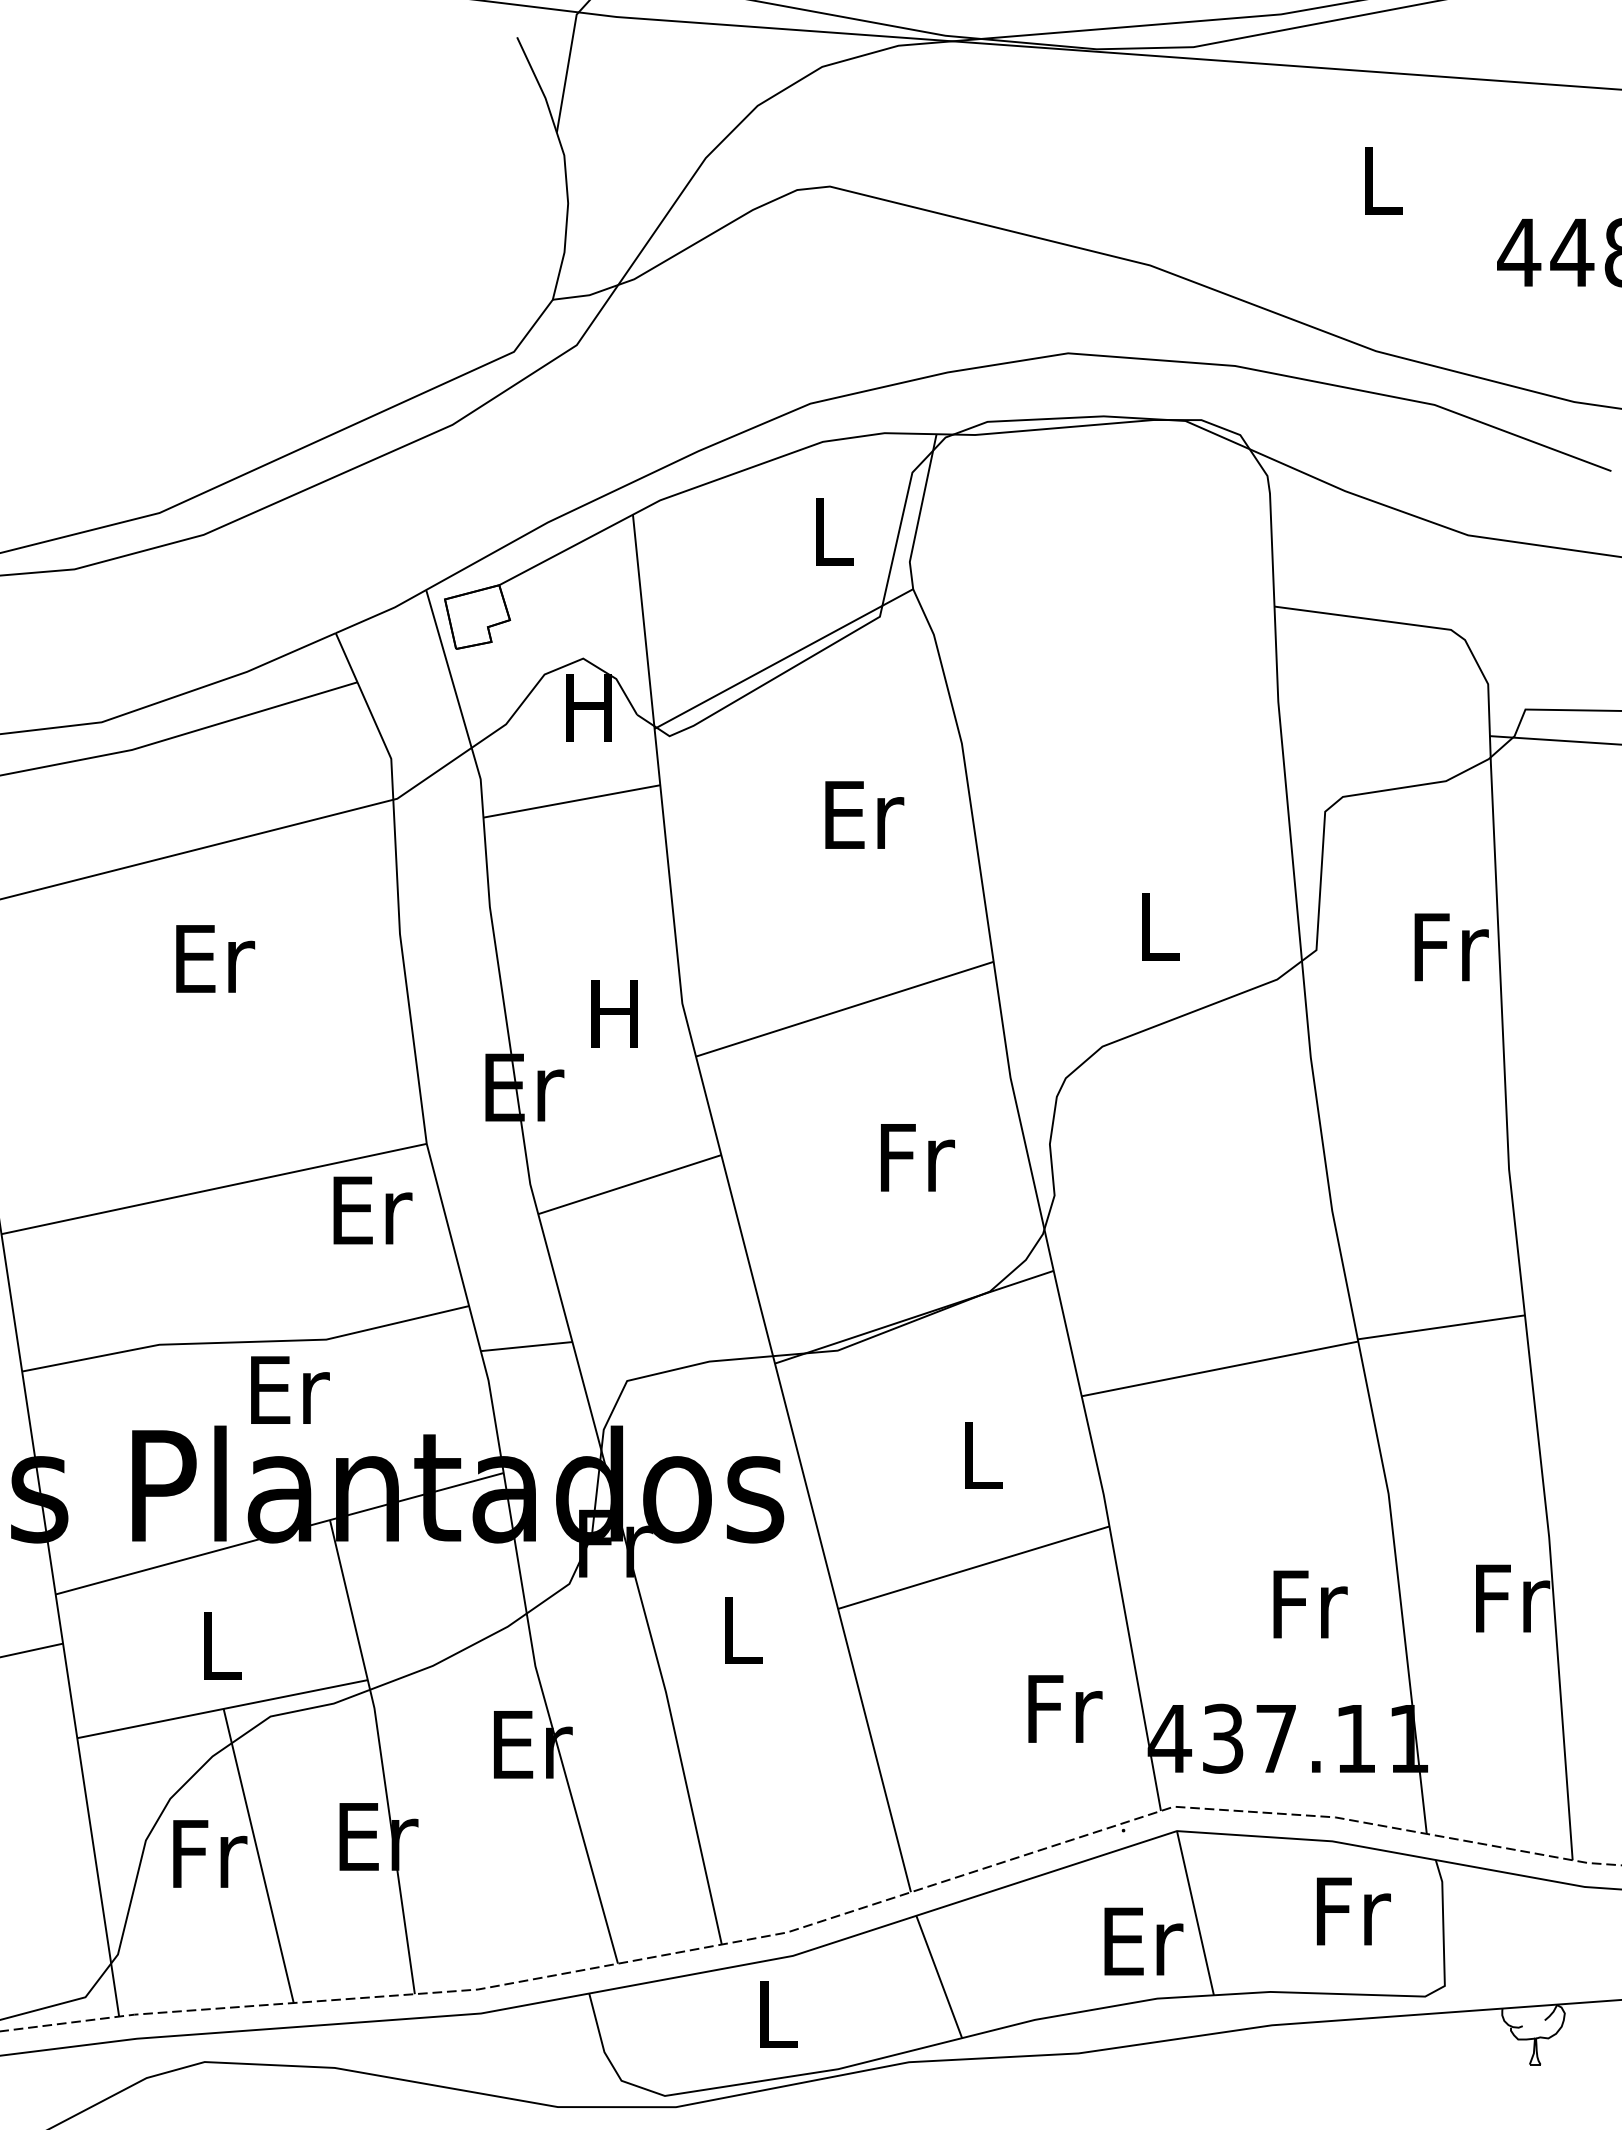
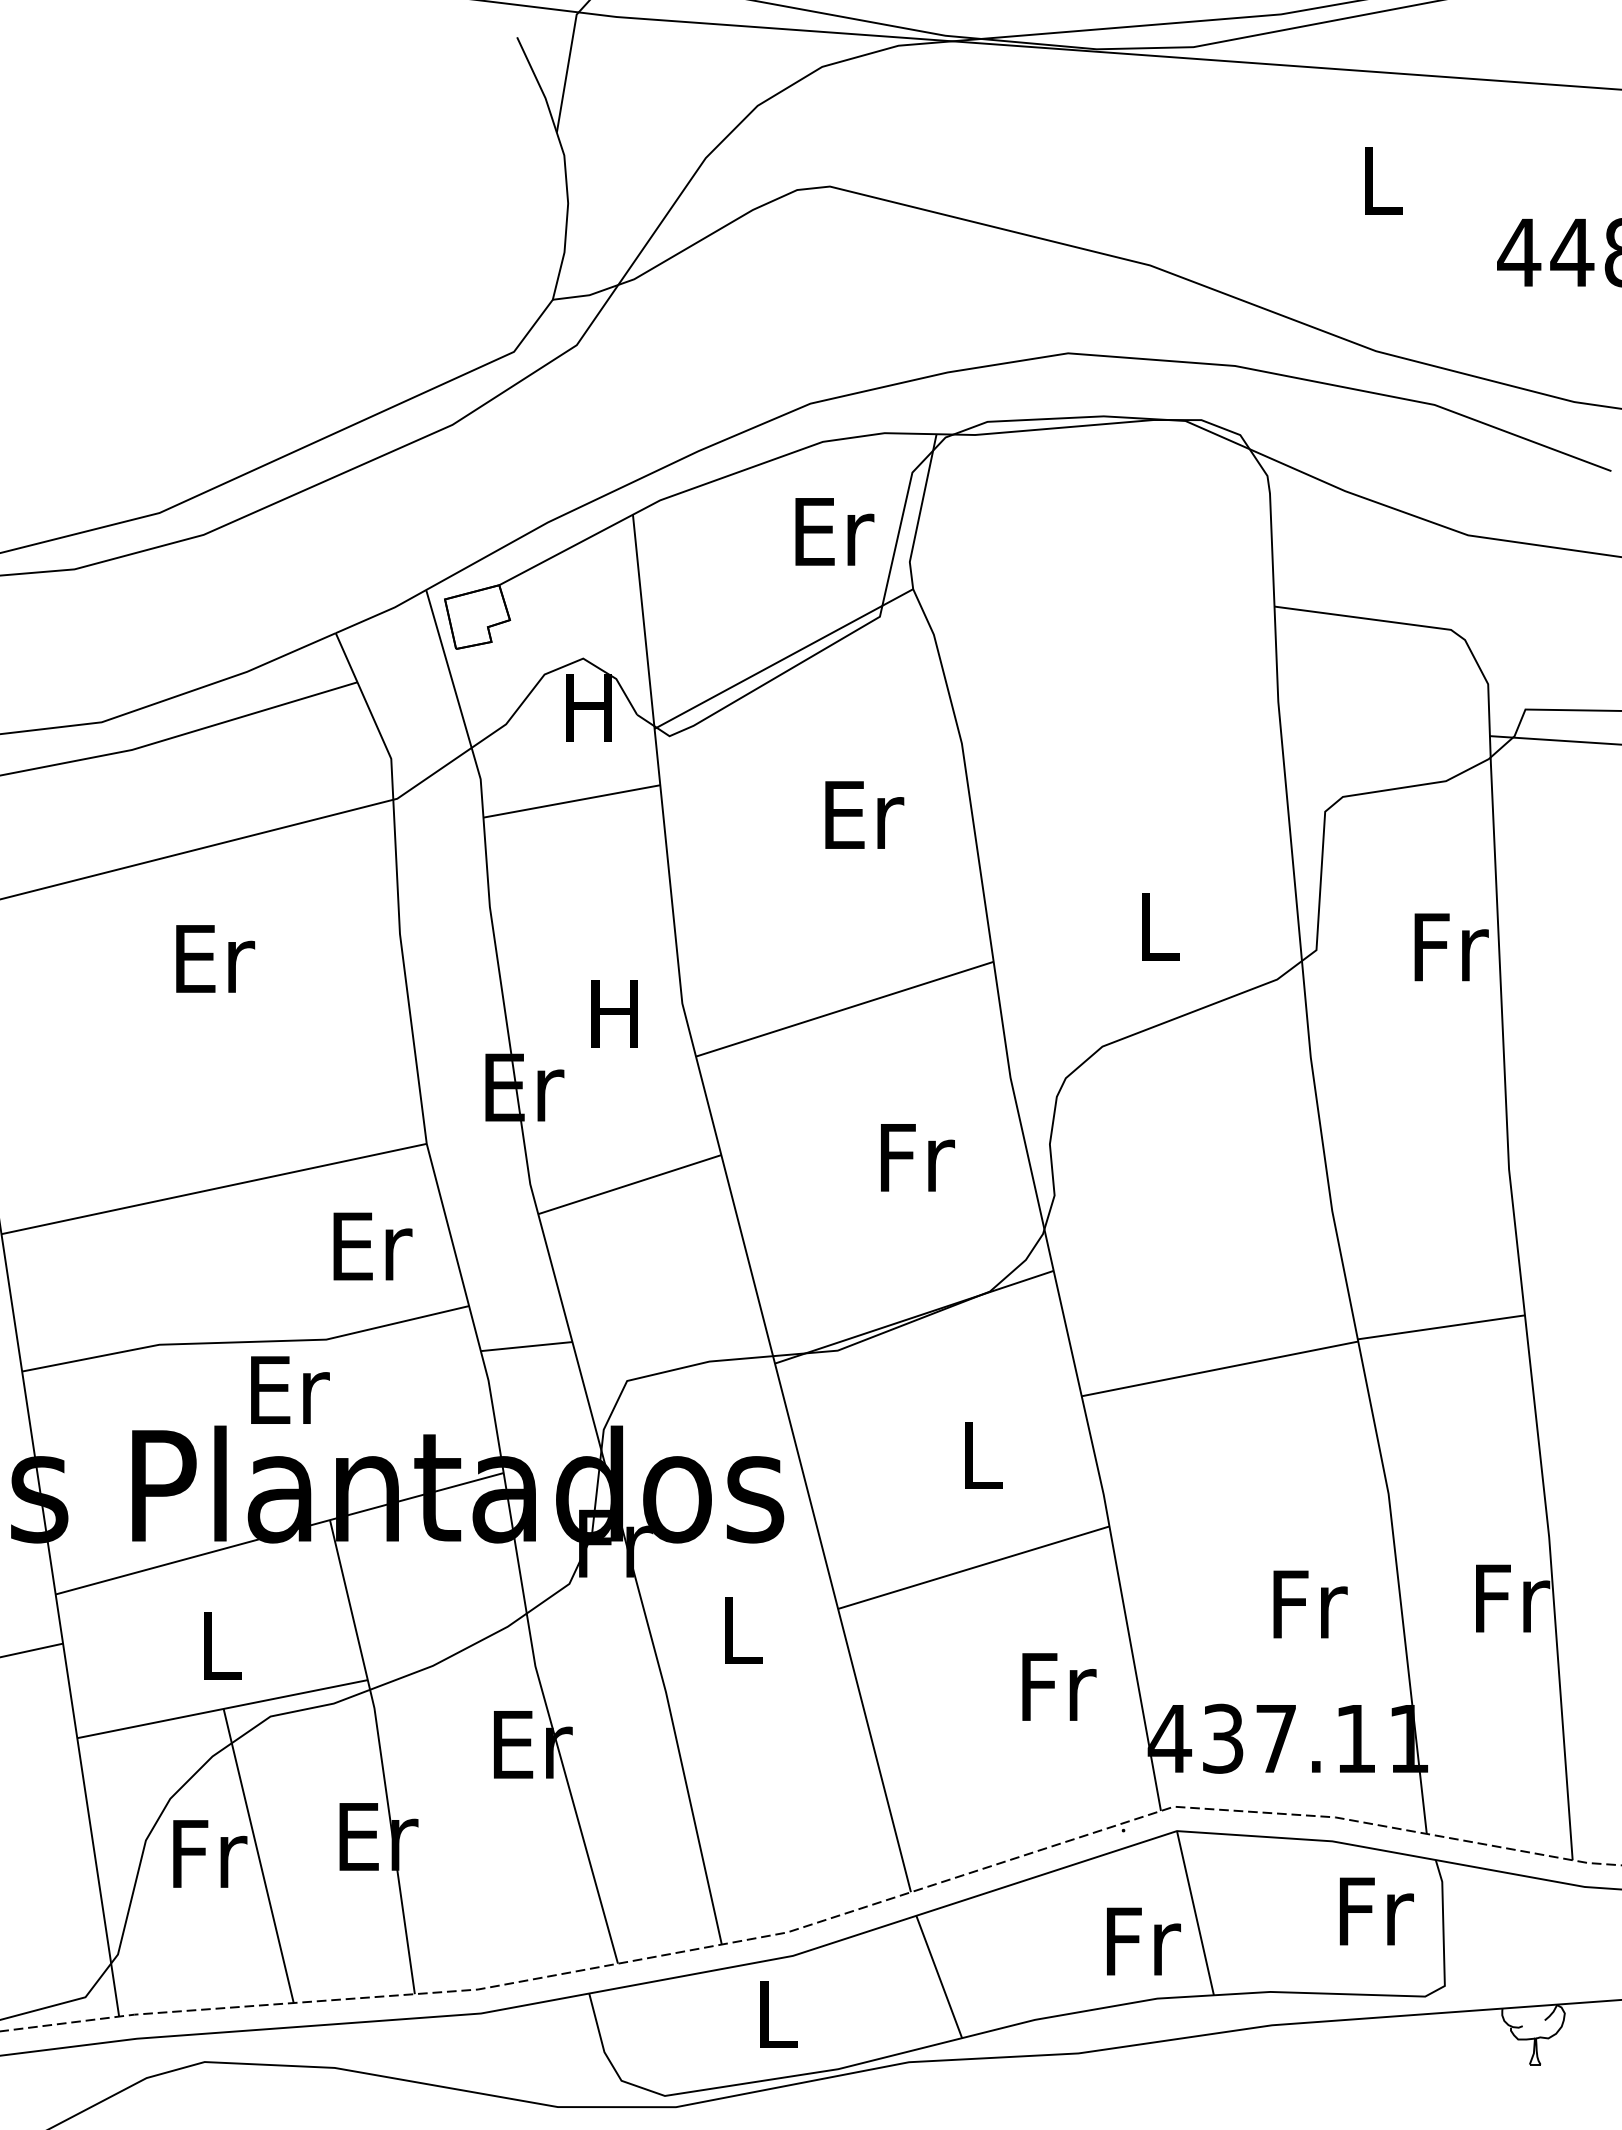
text: L -> Er (834, 531)
text position: (372, 1210) -> (372, 1246) (372, 1246)
text position: (1065, 1708) -> (1059, 1686) (1059, 1686)
text position: (1353, 1911) -> (1376, 1911) (1376, 1911)
text: Er -> Fr (1143, 1941)
